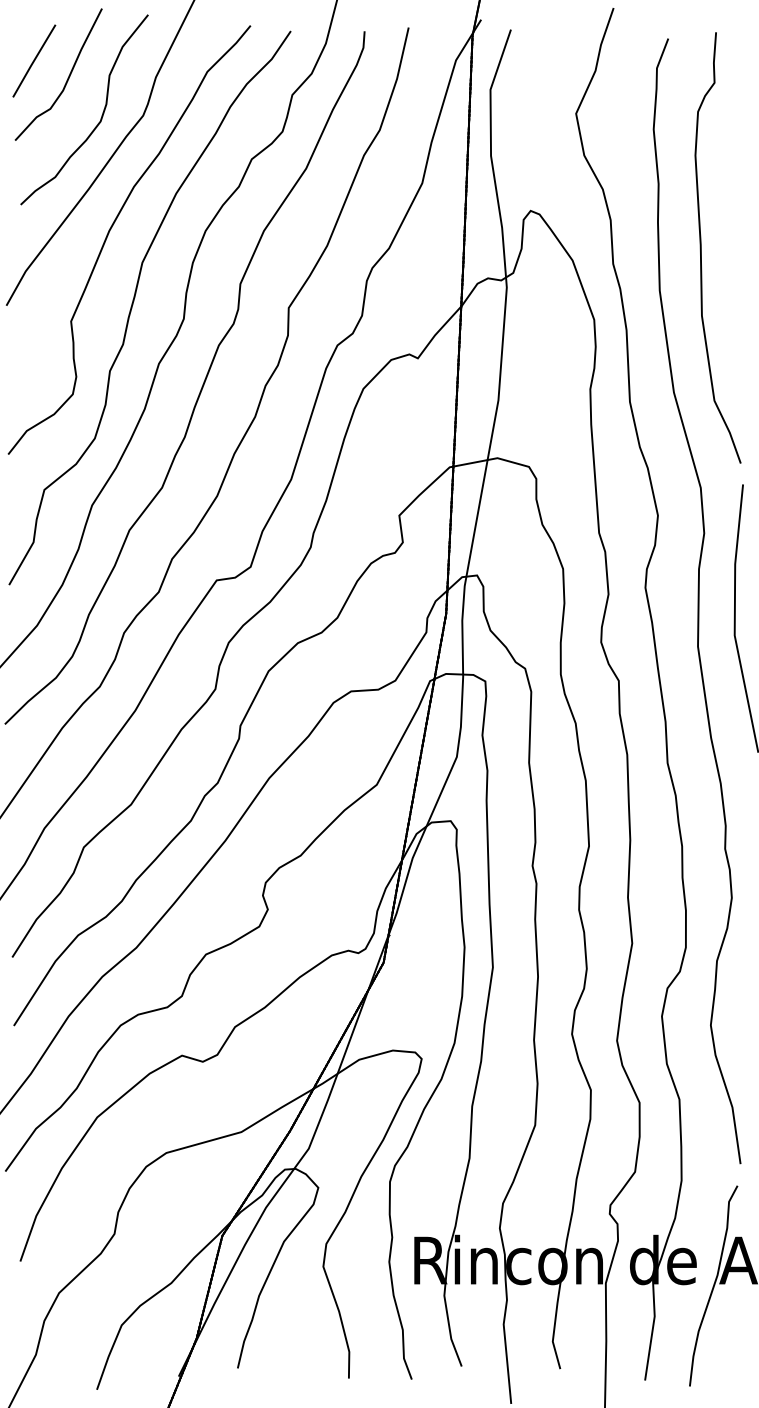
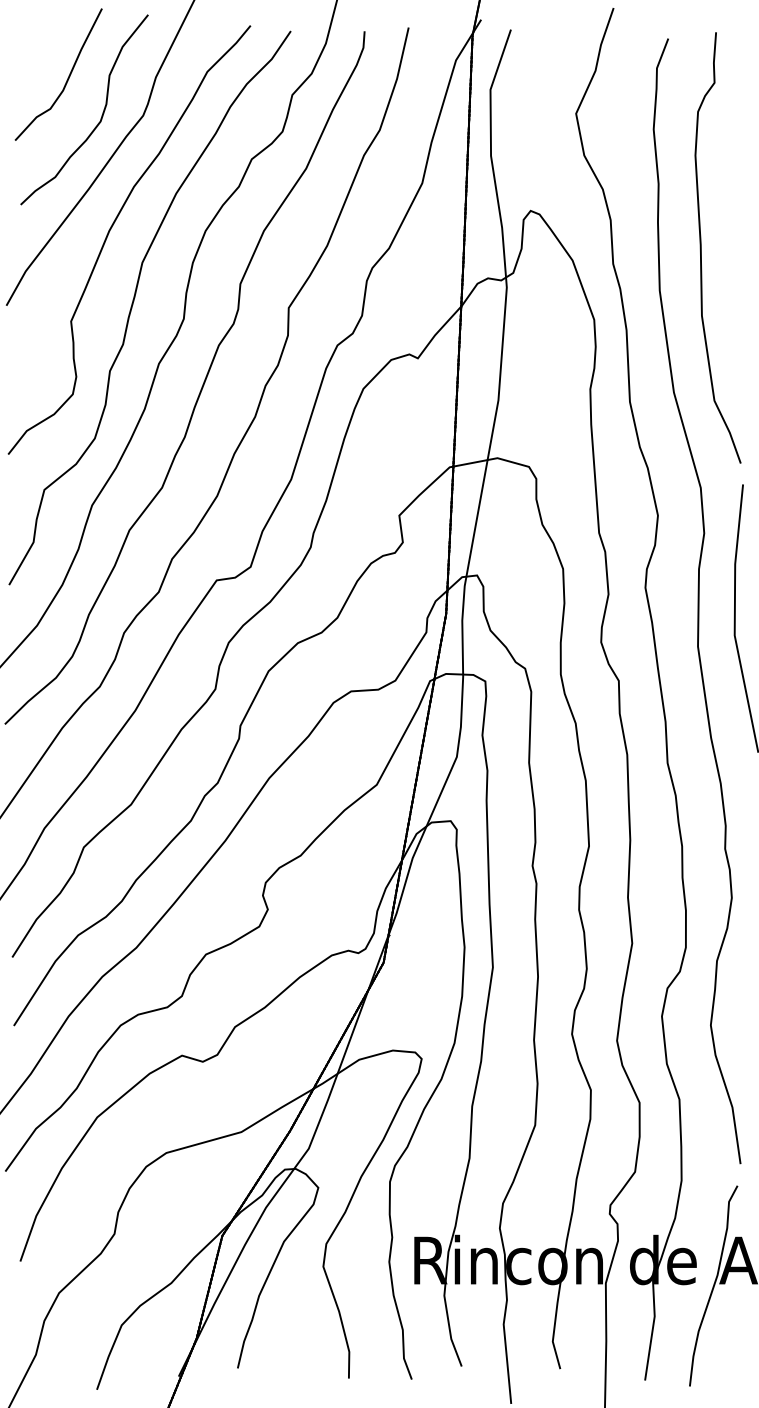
line: present -> none (34, 60)
